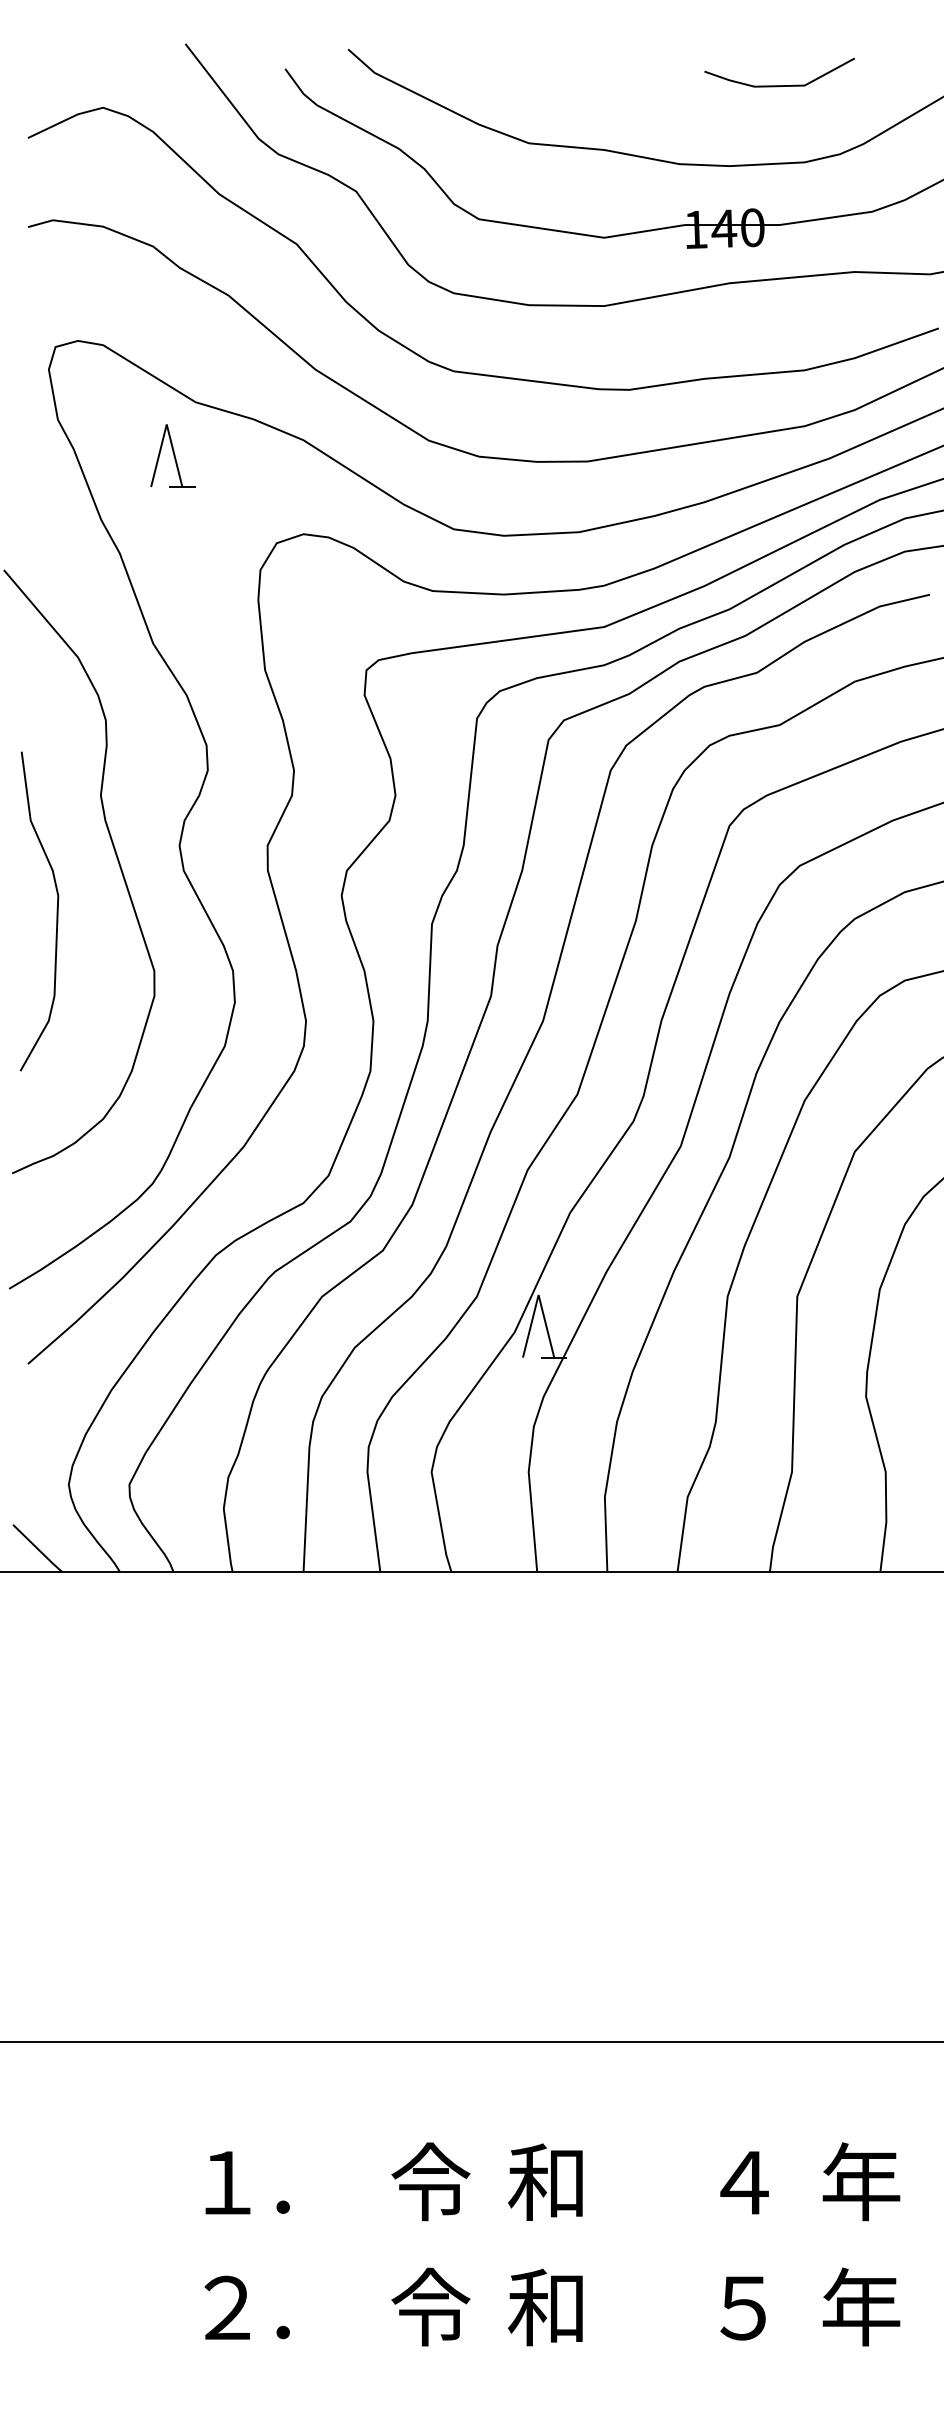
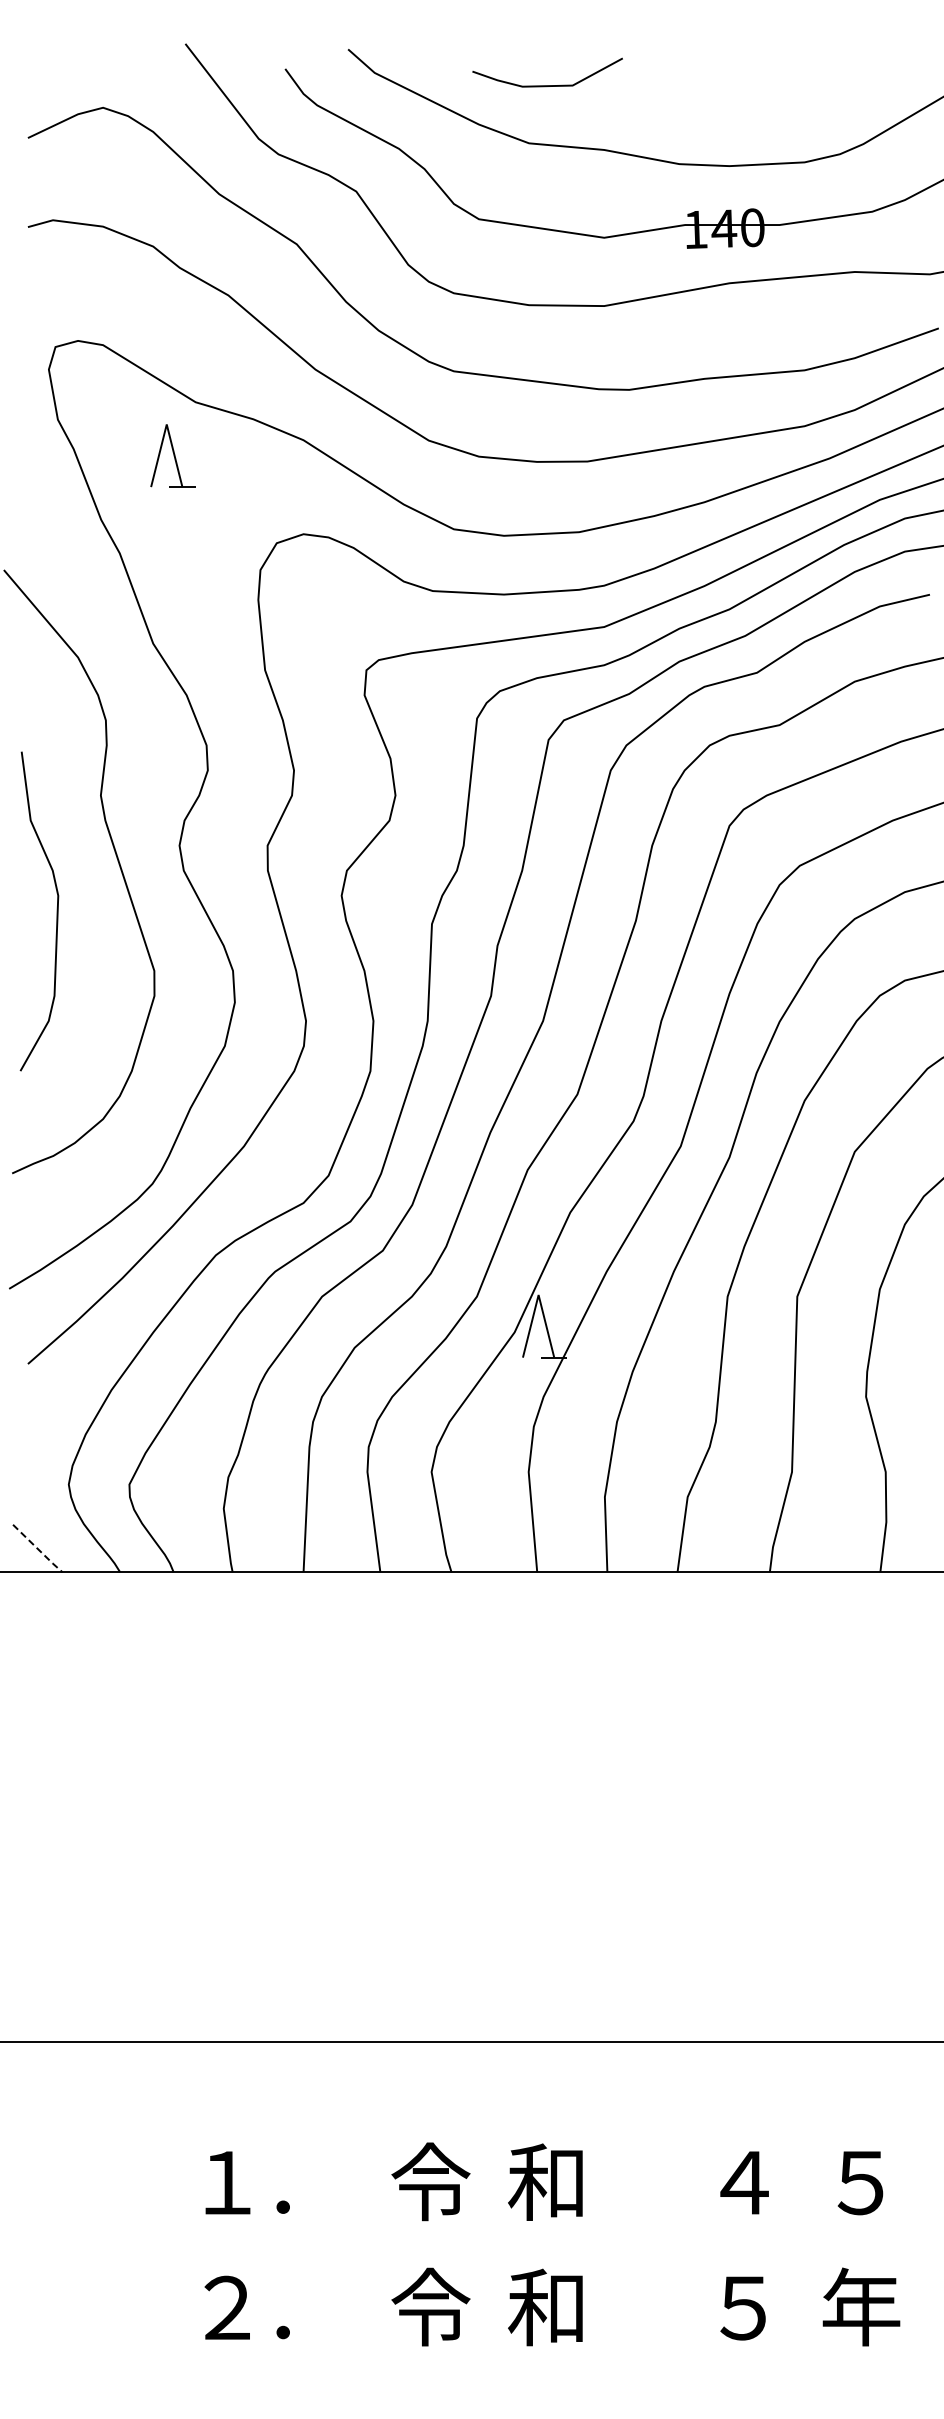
line position: (779, 85) -> (547, 85) (547, 85)
line: solid -> dashed (38, 1549)
text: 年 -> ５ (861, 2181)
